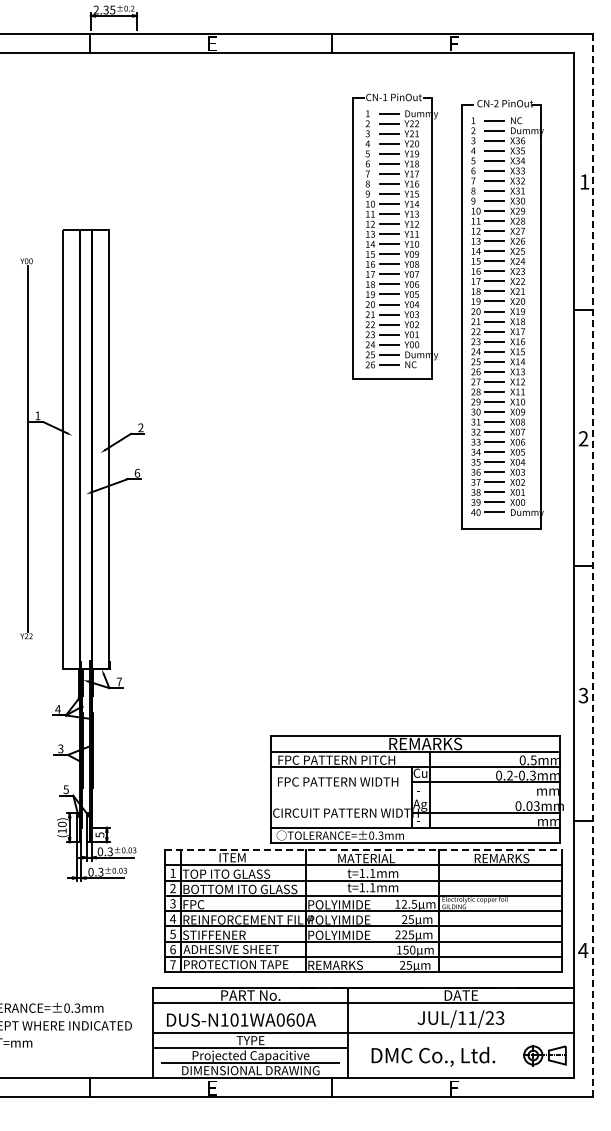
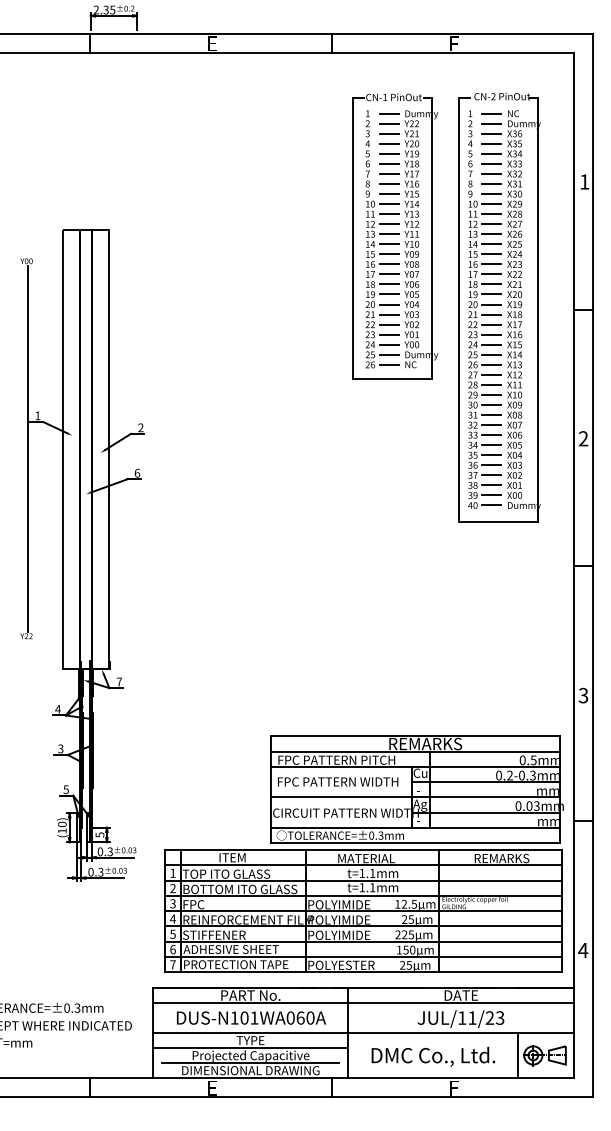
part position: (502, 314) -> (499, 307) (499, 307)
line: dashed -> solid (592, 565)
line: none -> present (415, 797)
line: dashed -> solid (363, 850)
text: REMARKS -> POLYESTER (341, 964)
text position: (241, 1019) -> (251, 1017) (251, 1017)
line: none -> present (517, 1055)
